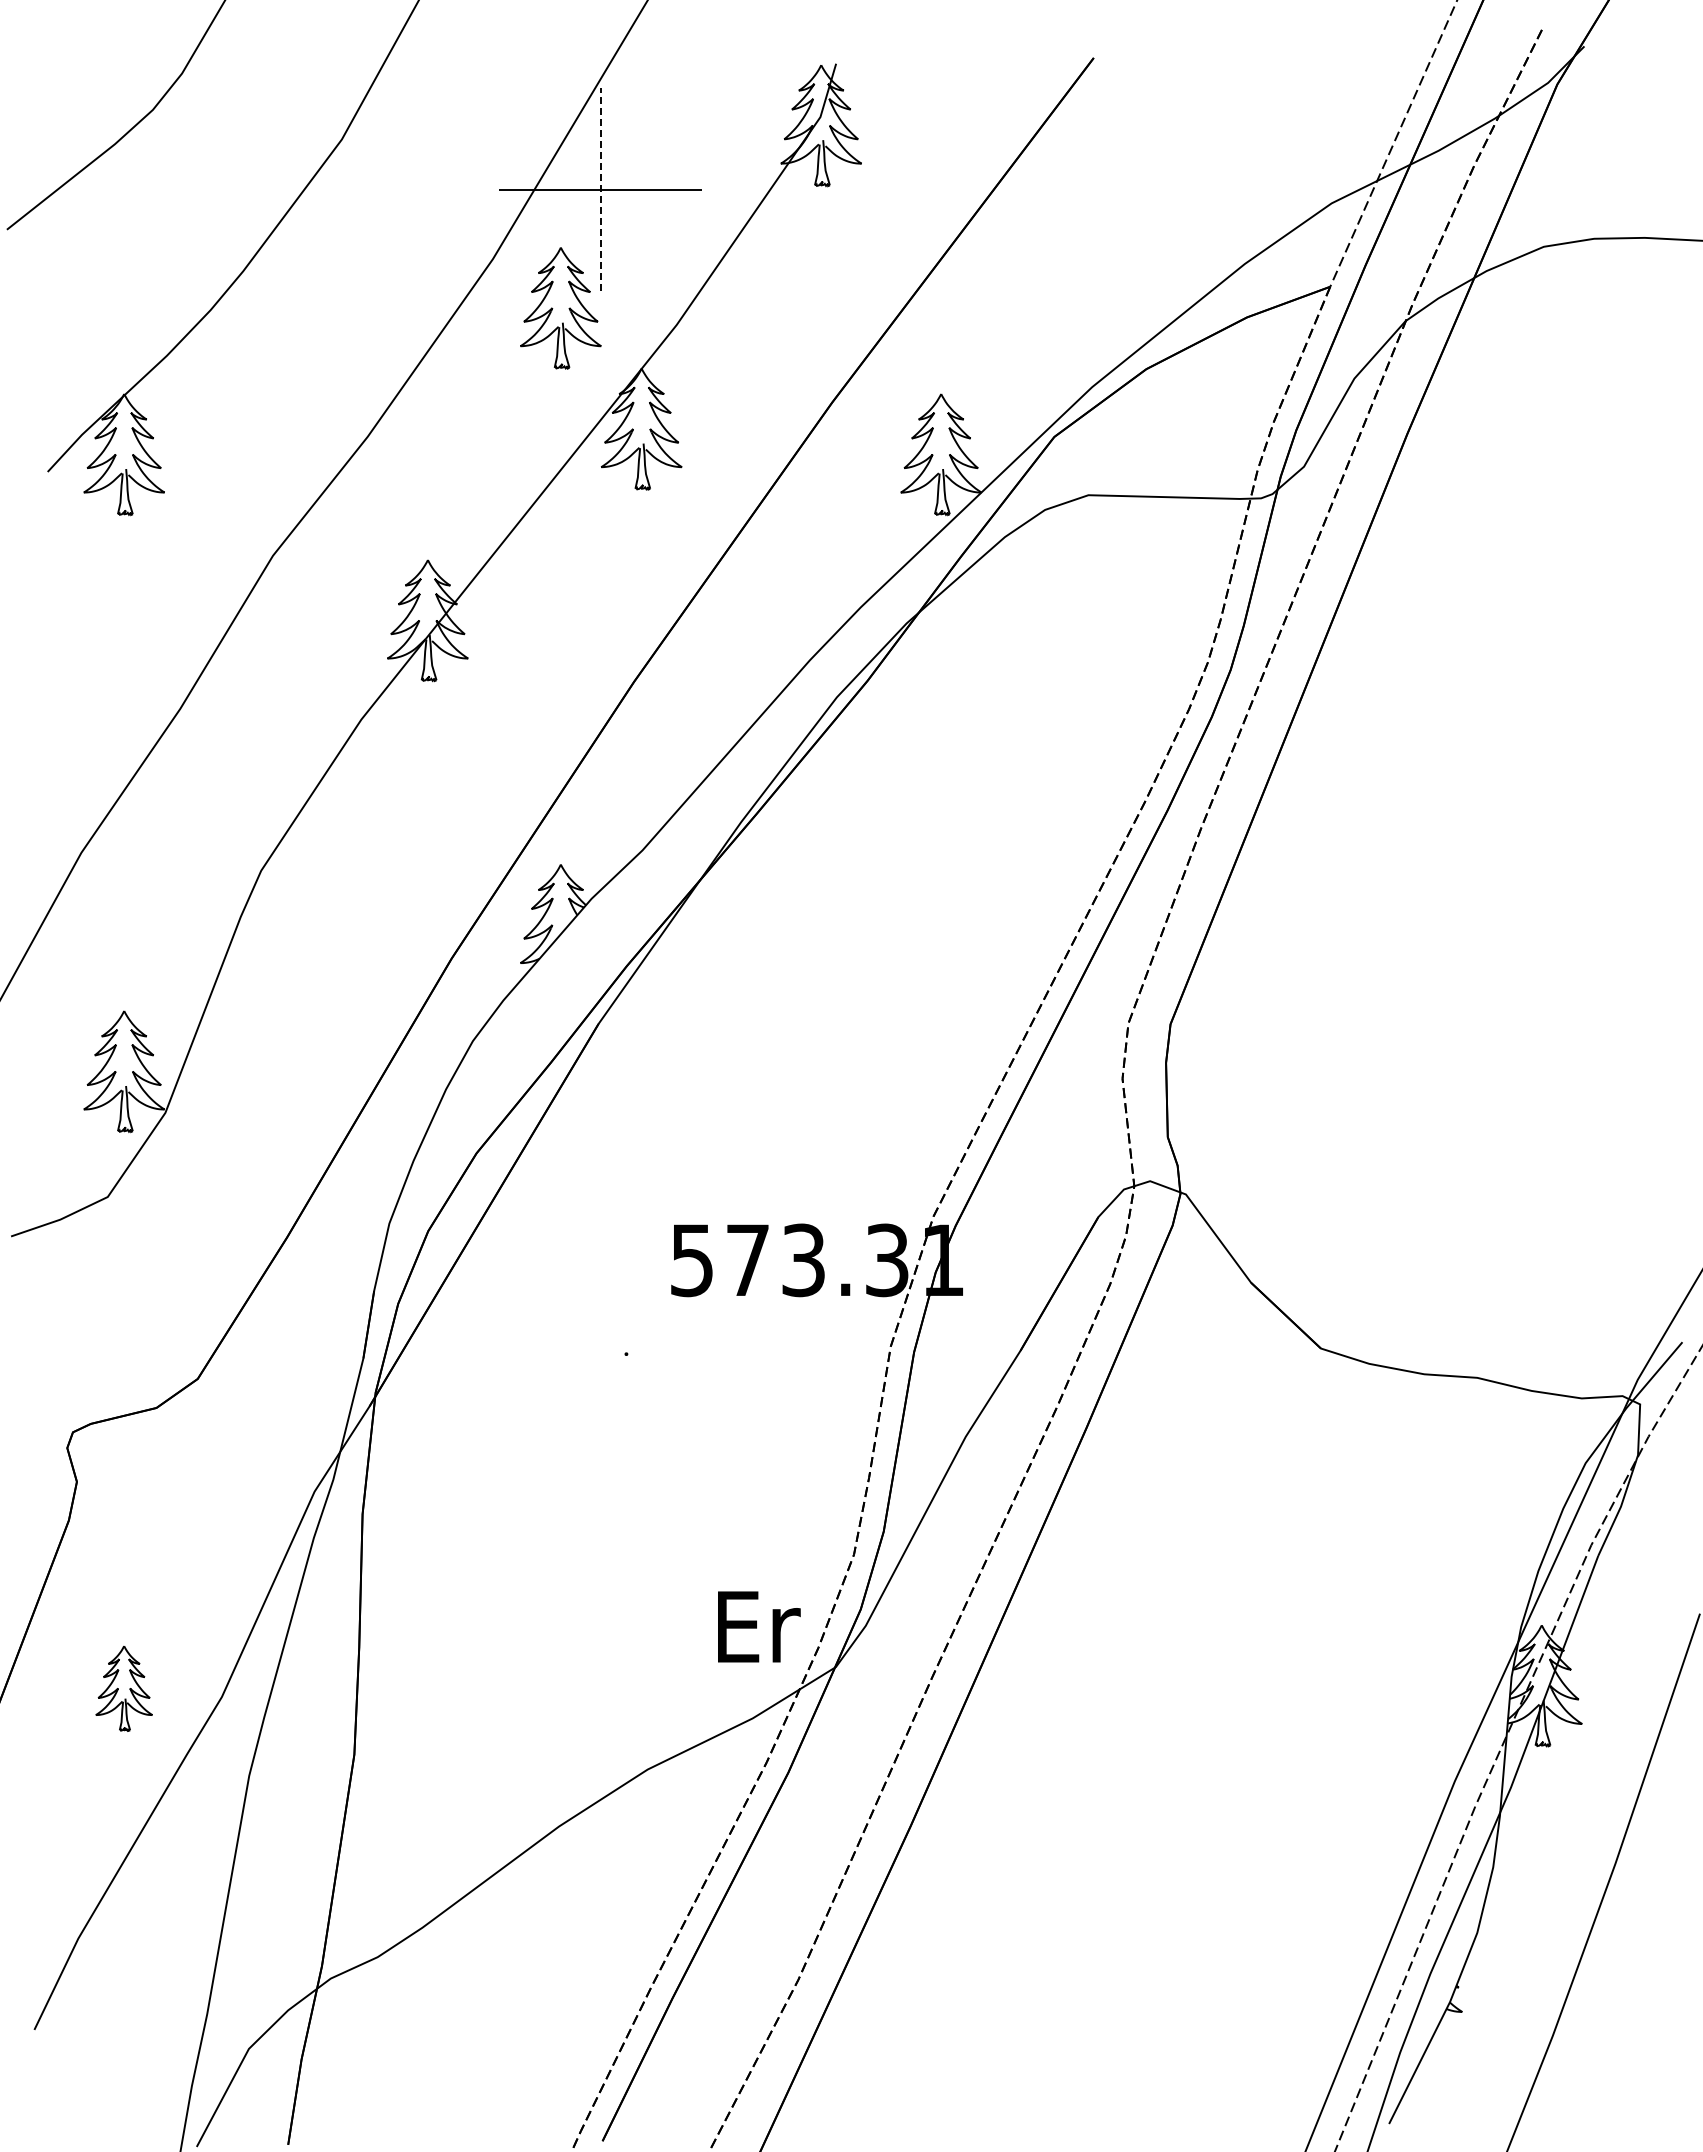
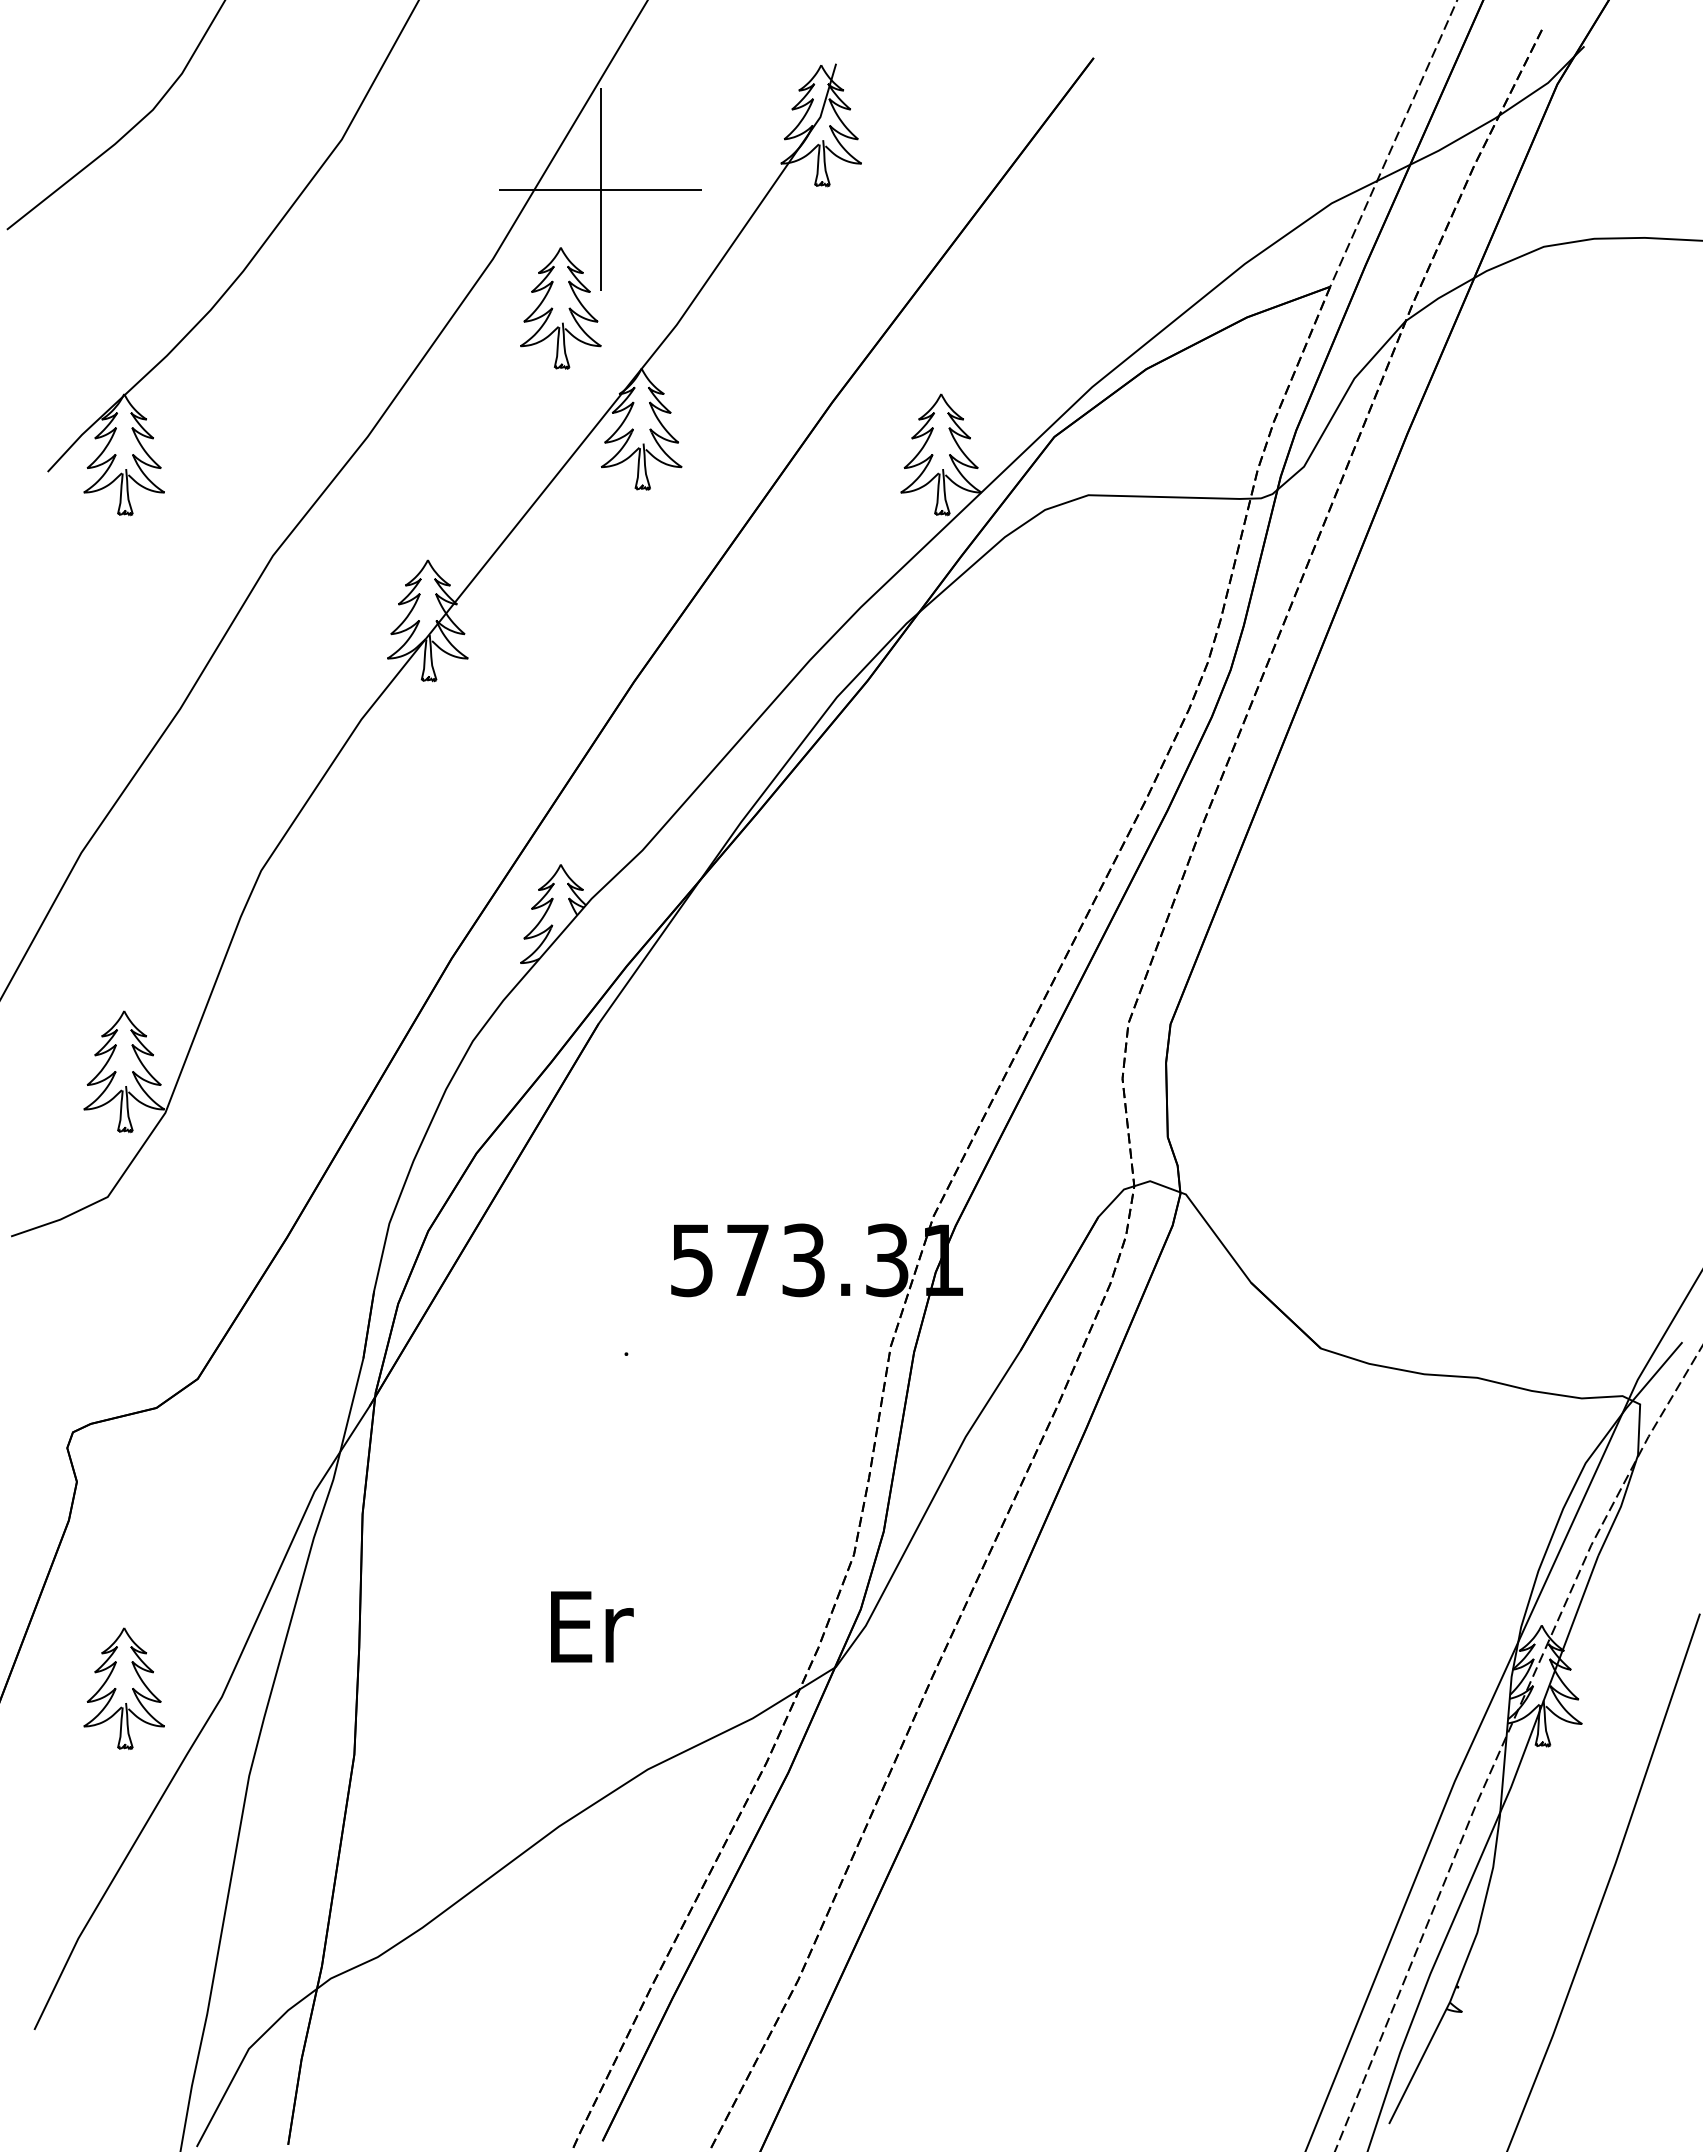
line: dashed -> solid (600, 189)
text position: (759, 1626) -> (592, 1626) (592, 1626)
part size: 58x86 px -> 82x123 px (123, 1688)
